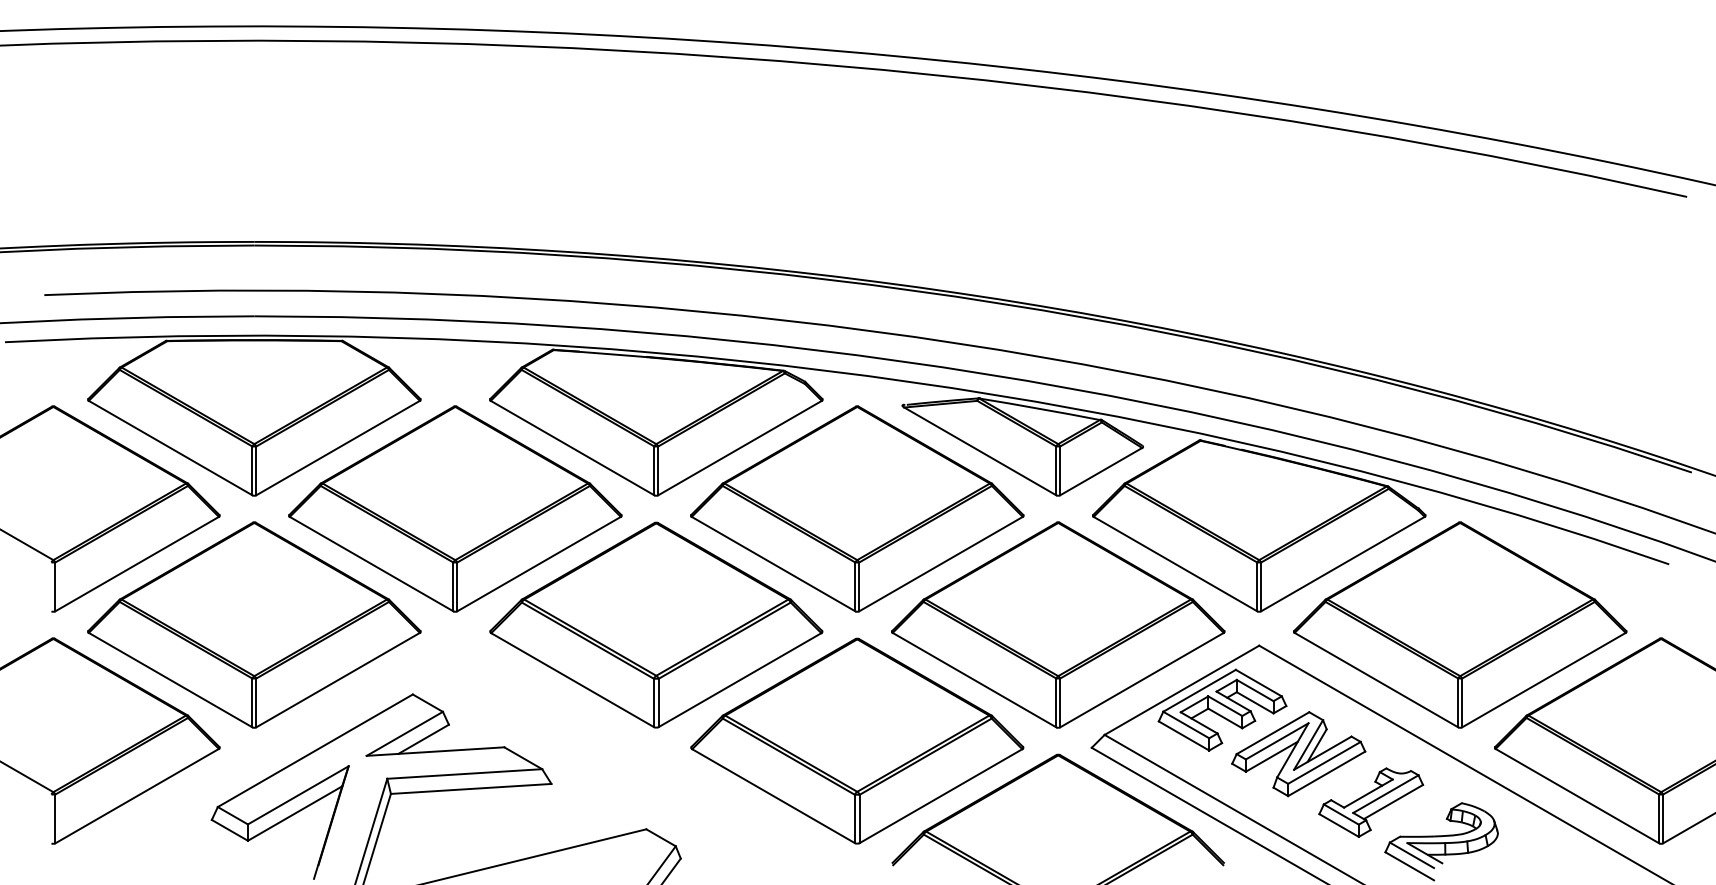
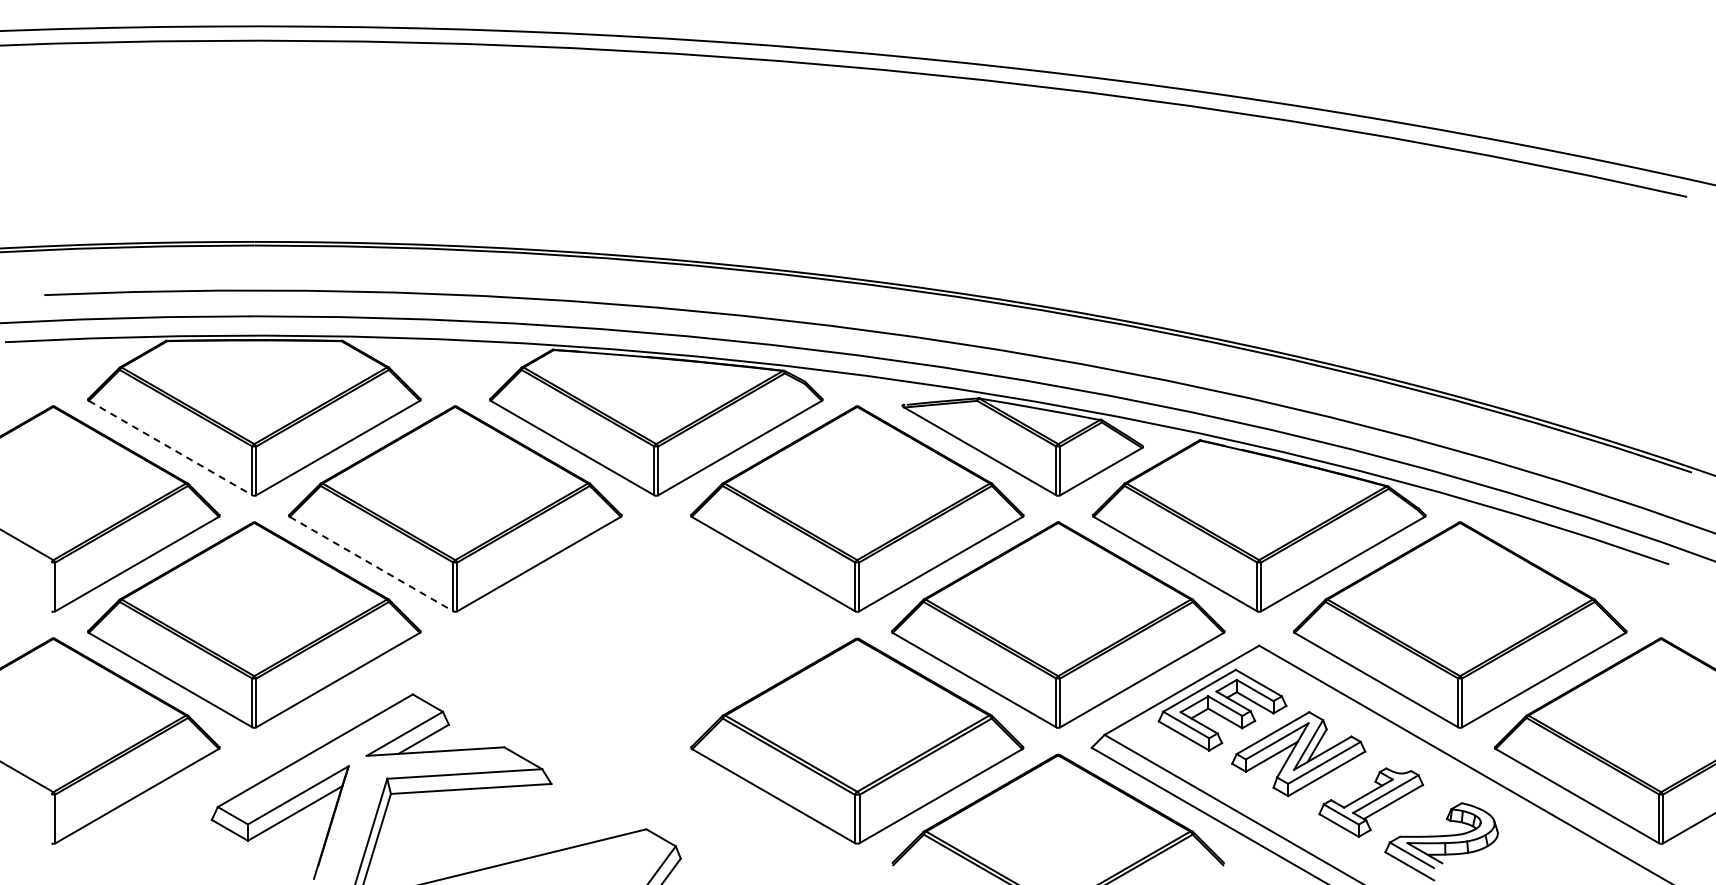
line: solid -> dashed (171, 448)
line: solid -> dashed (372, 564)
part: present -> none (656, 624)
